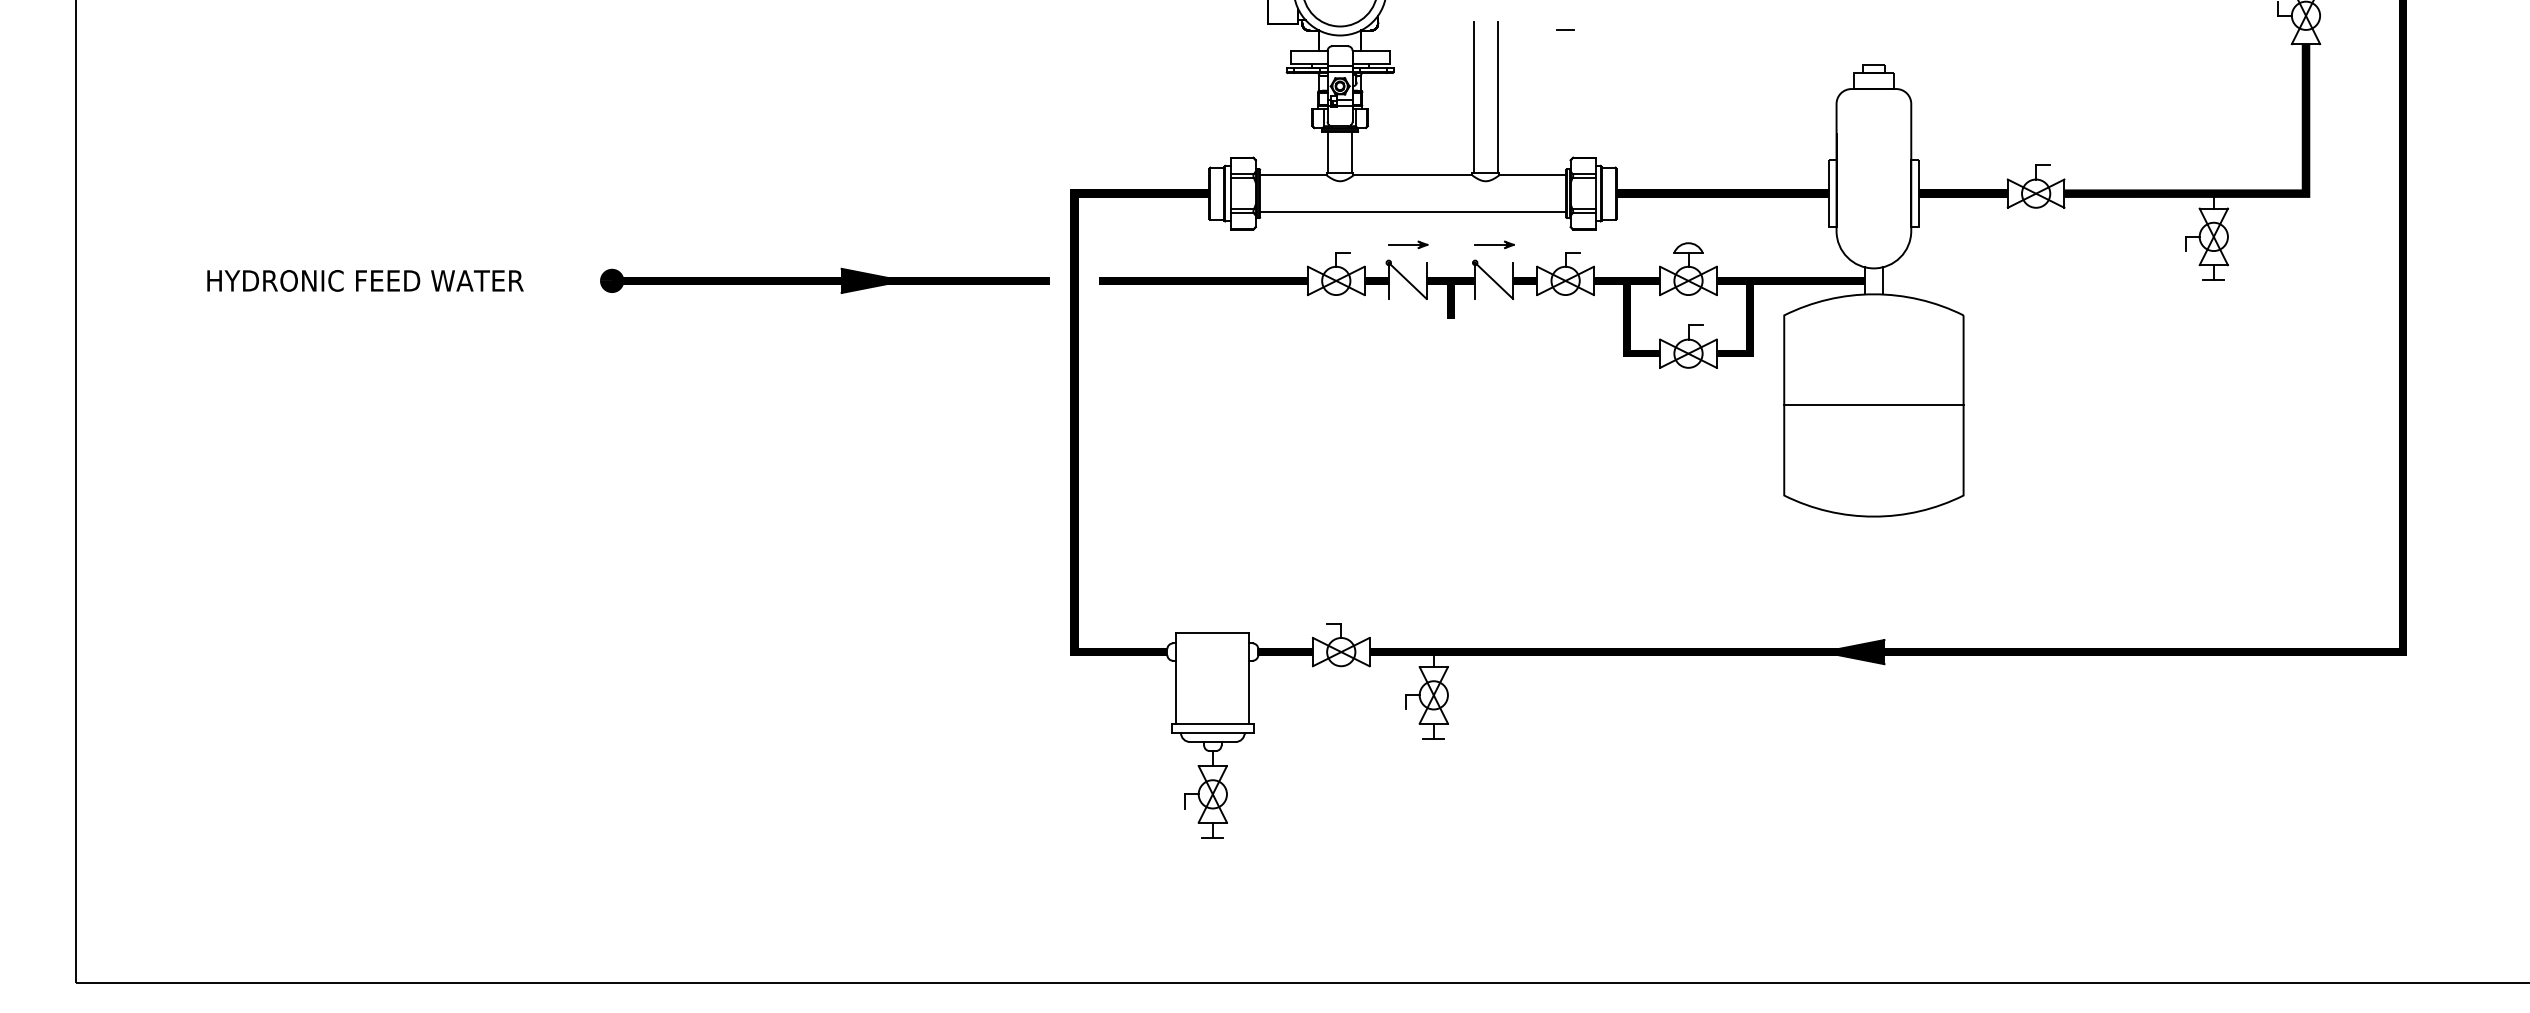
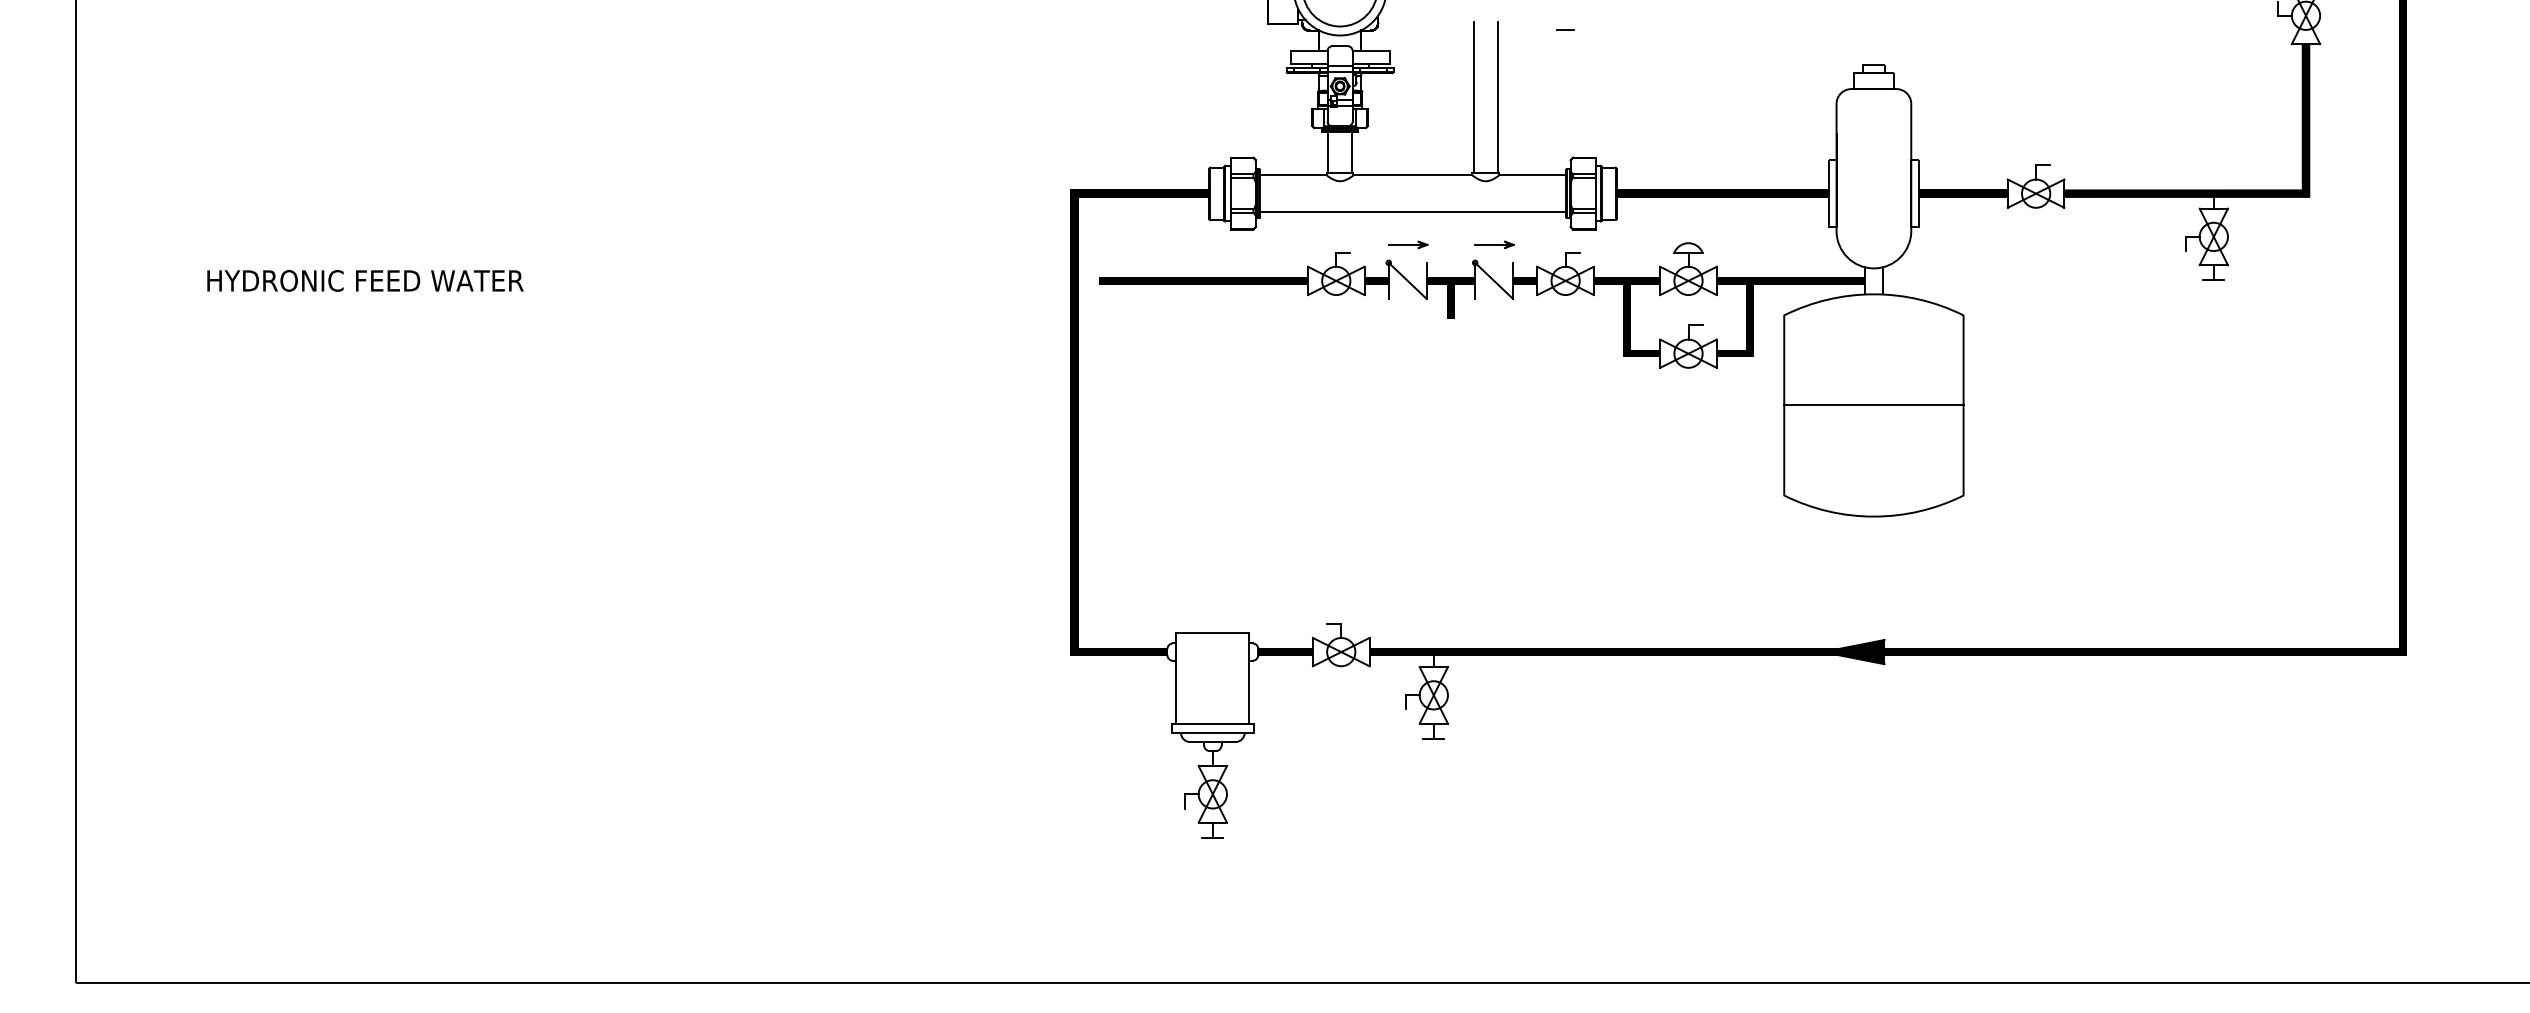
part: present -> none (824, 280)
